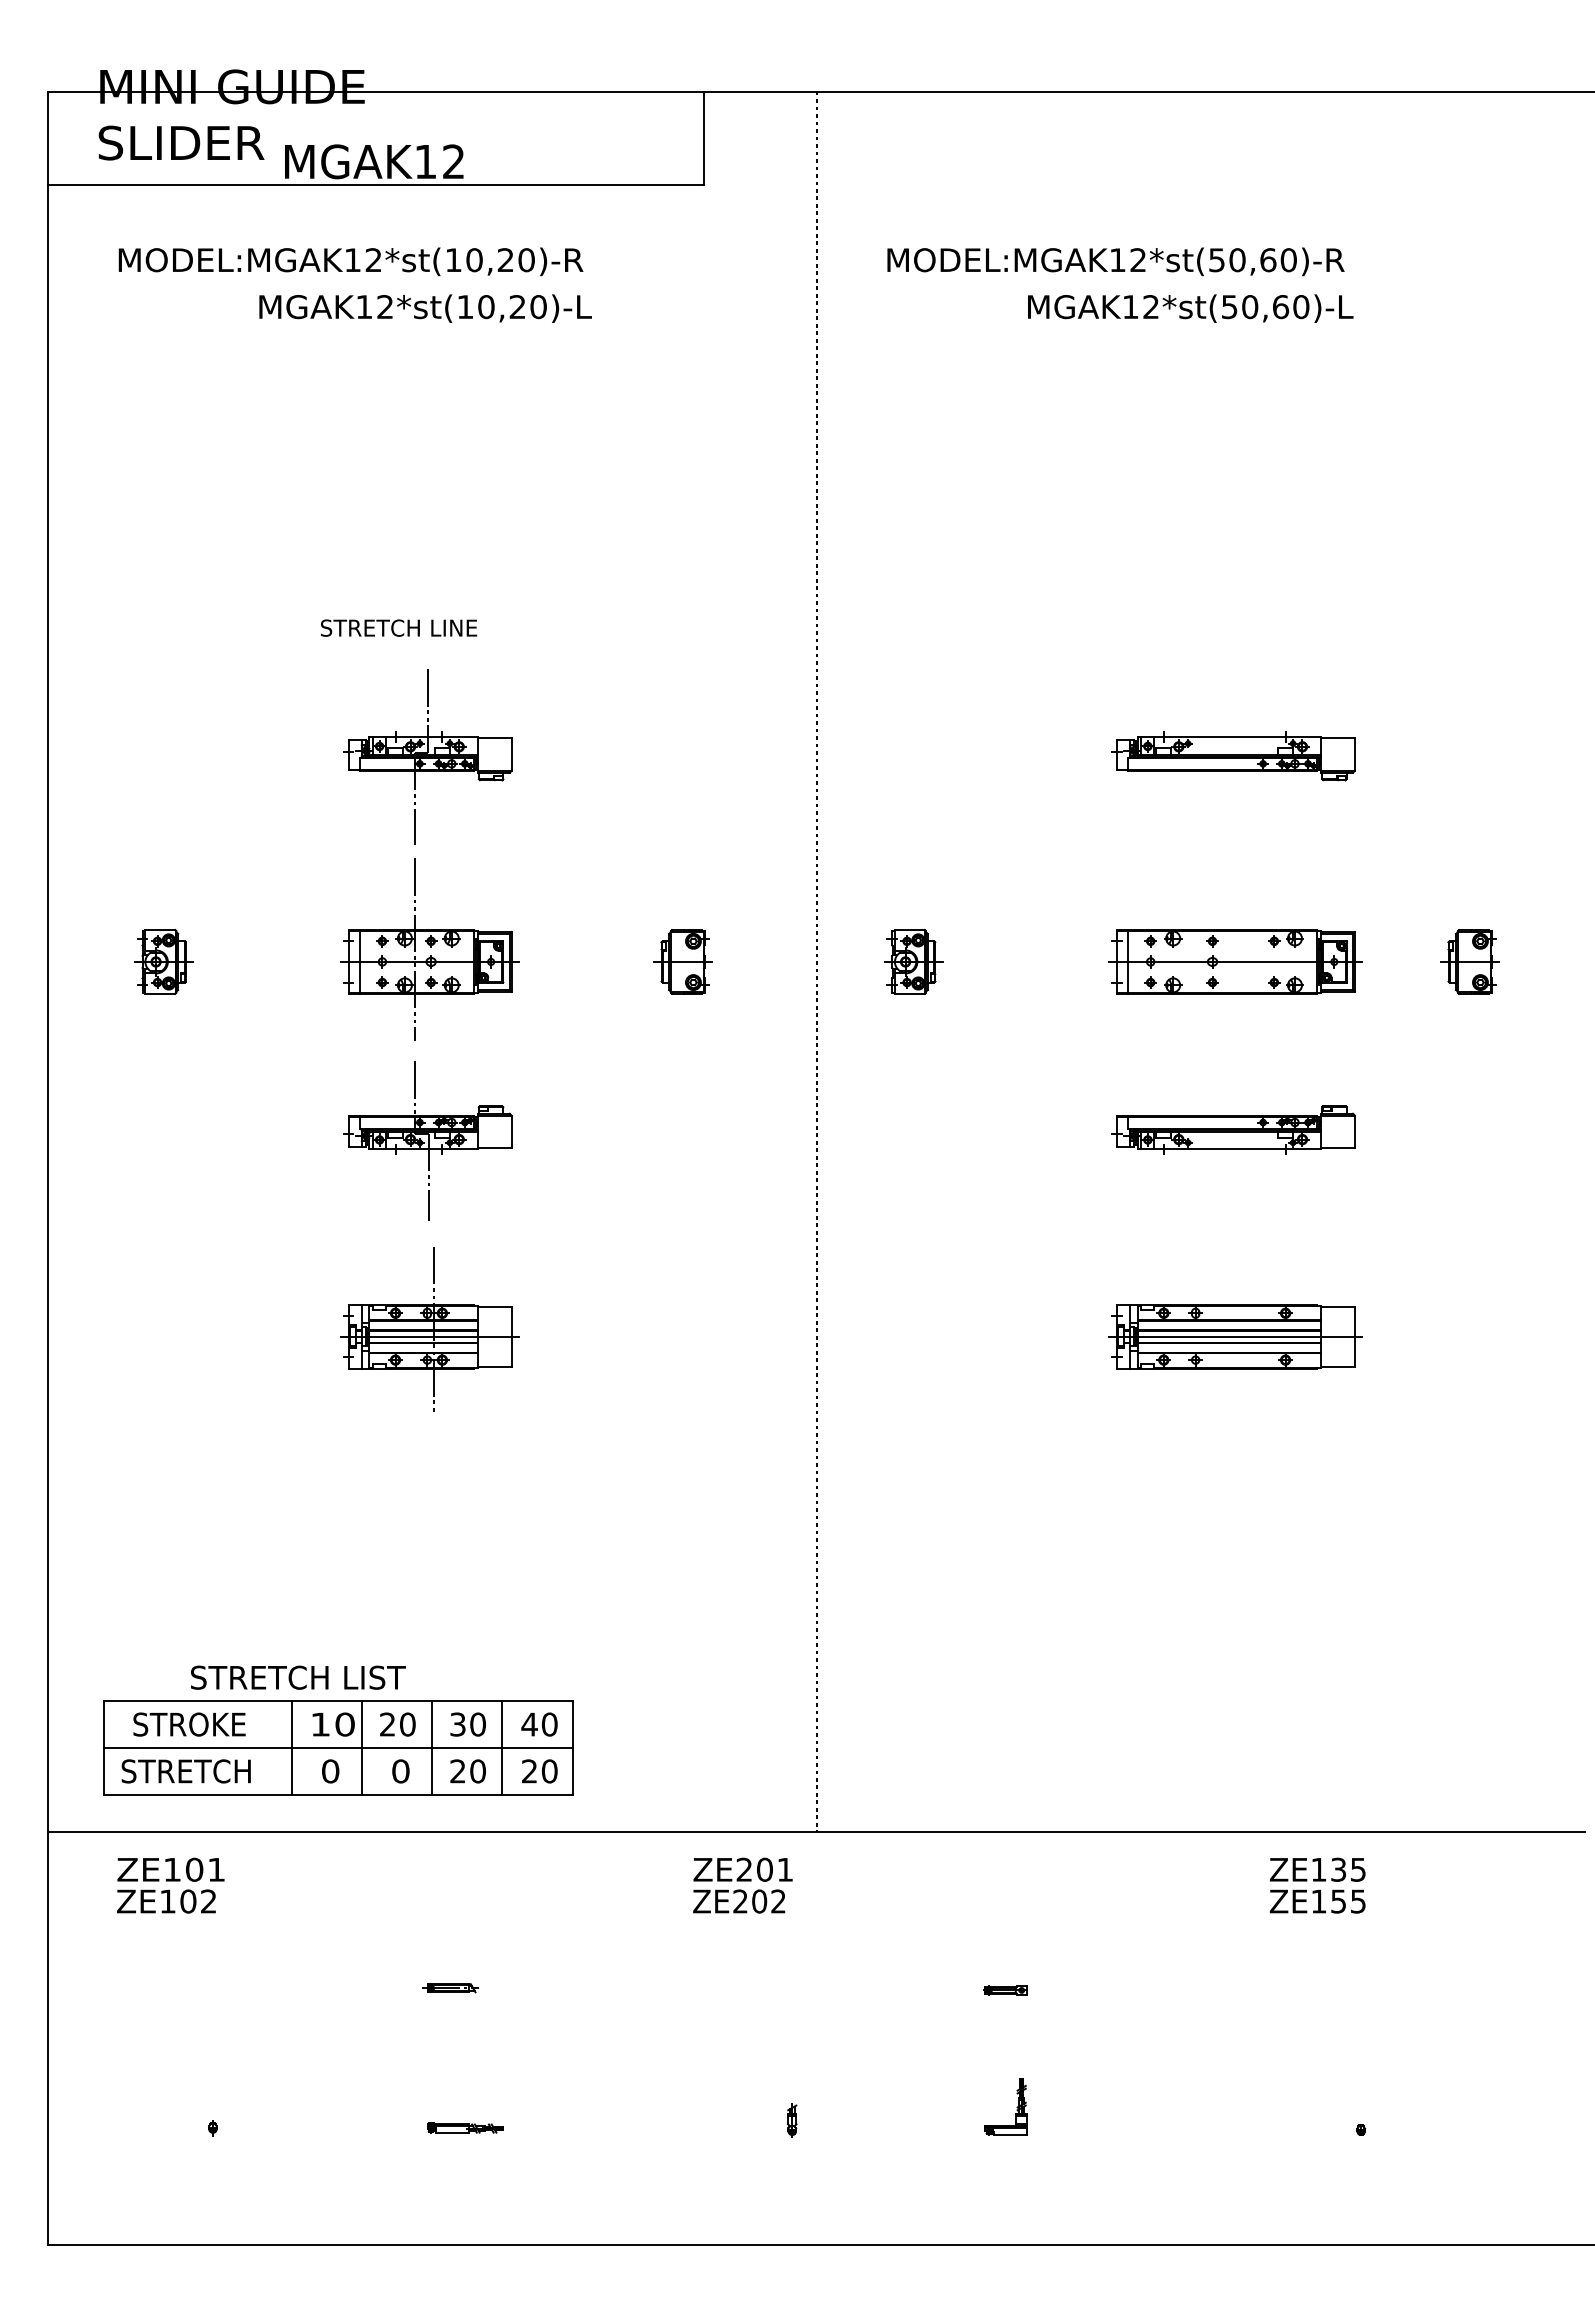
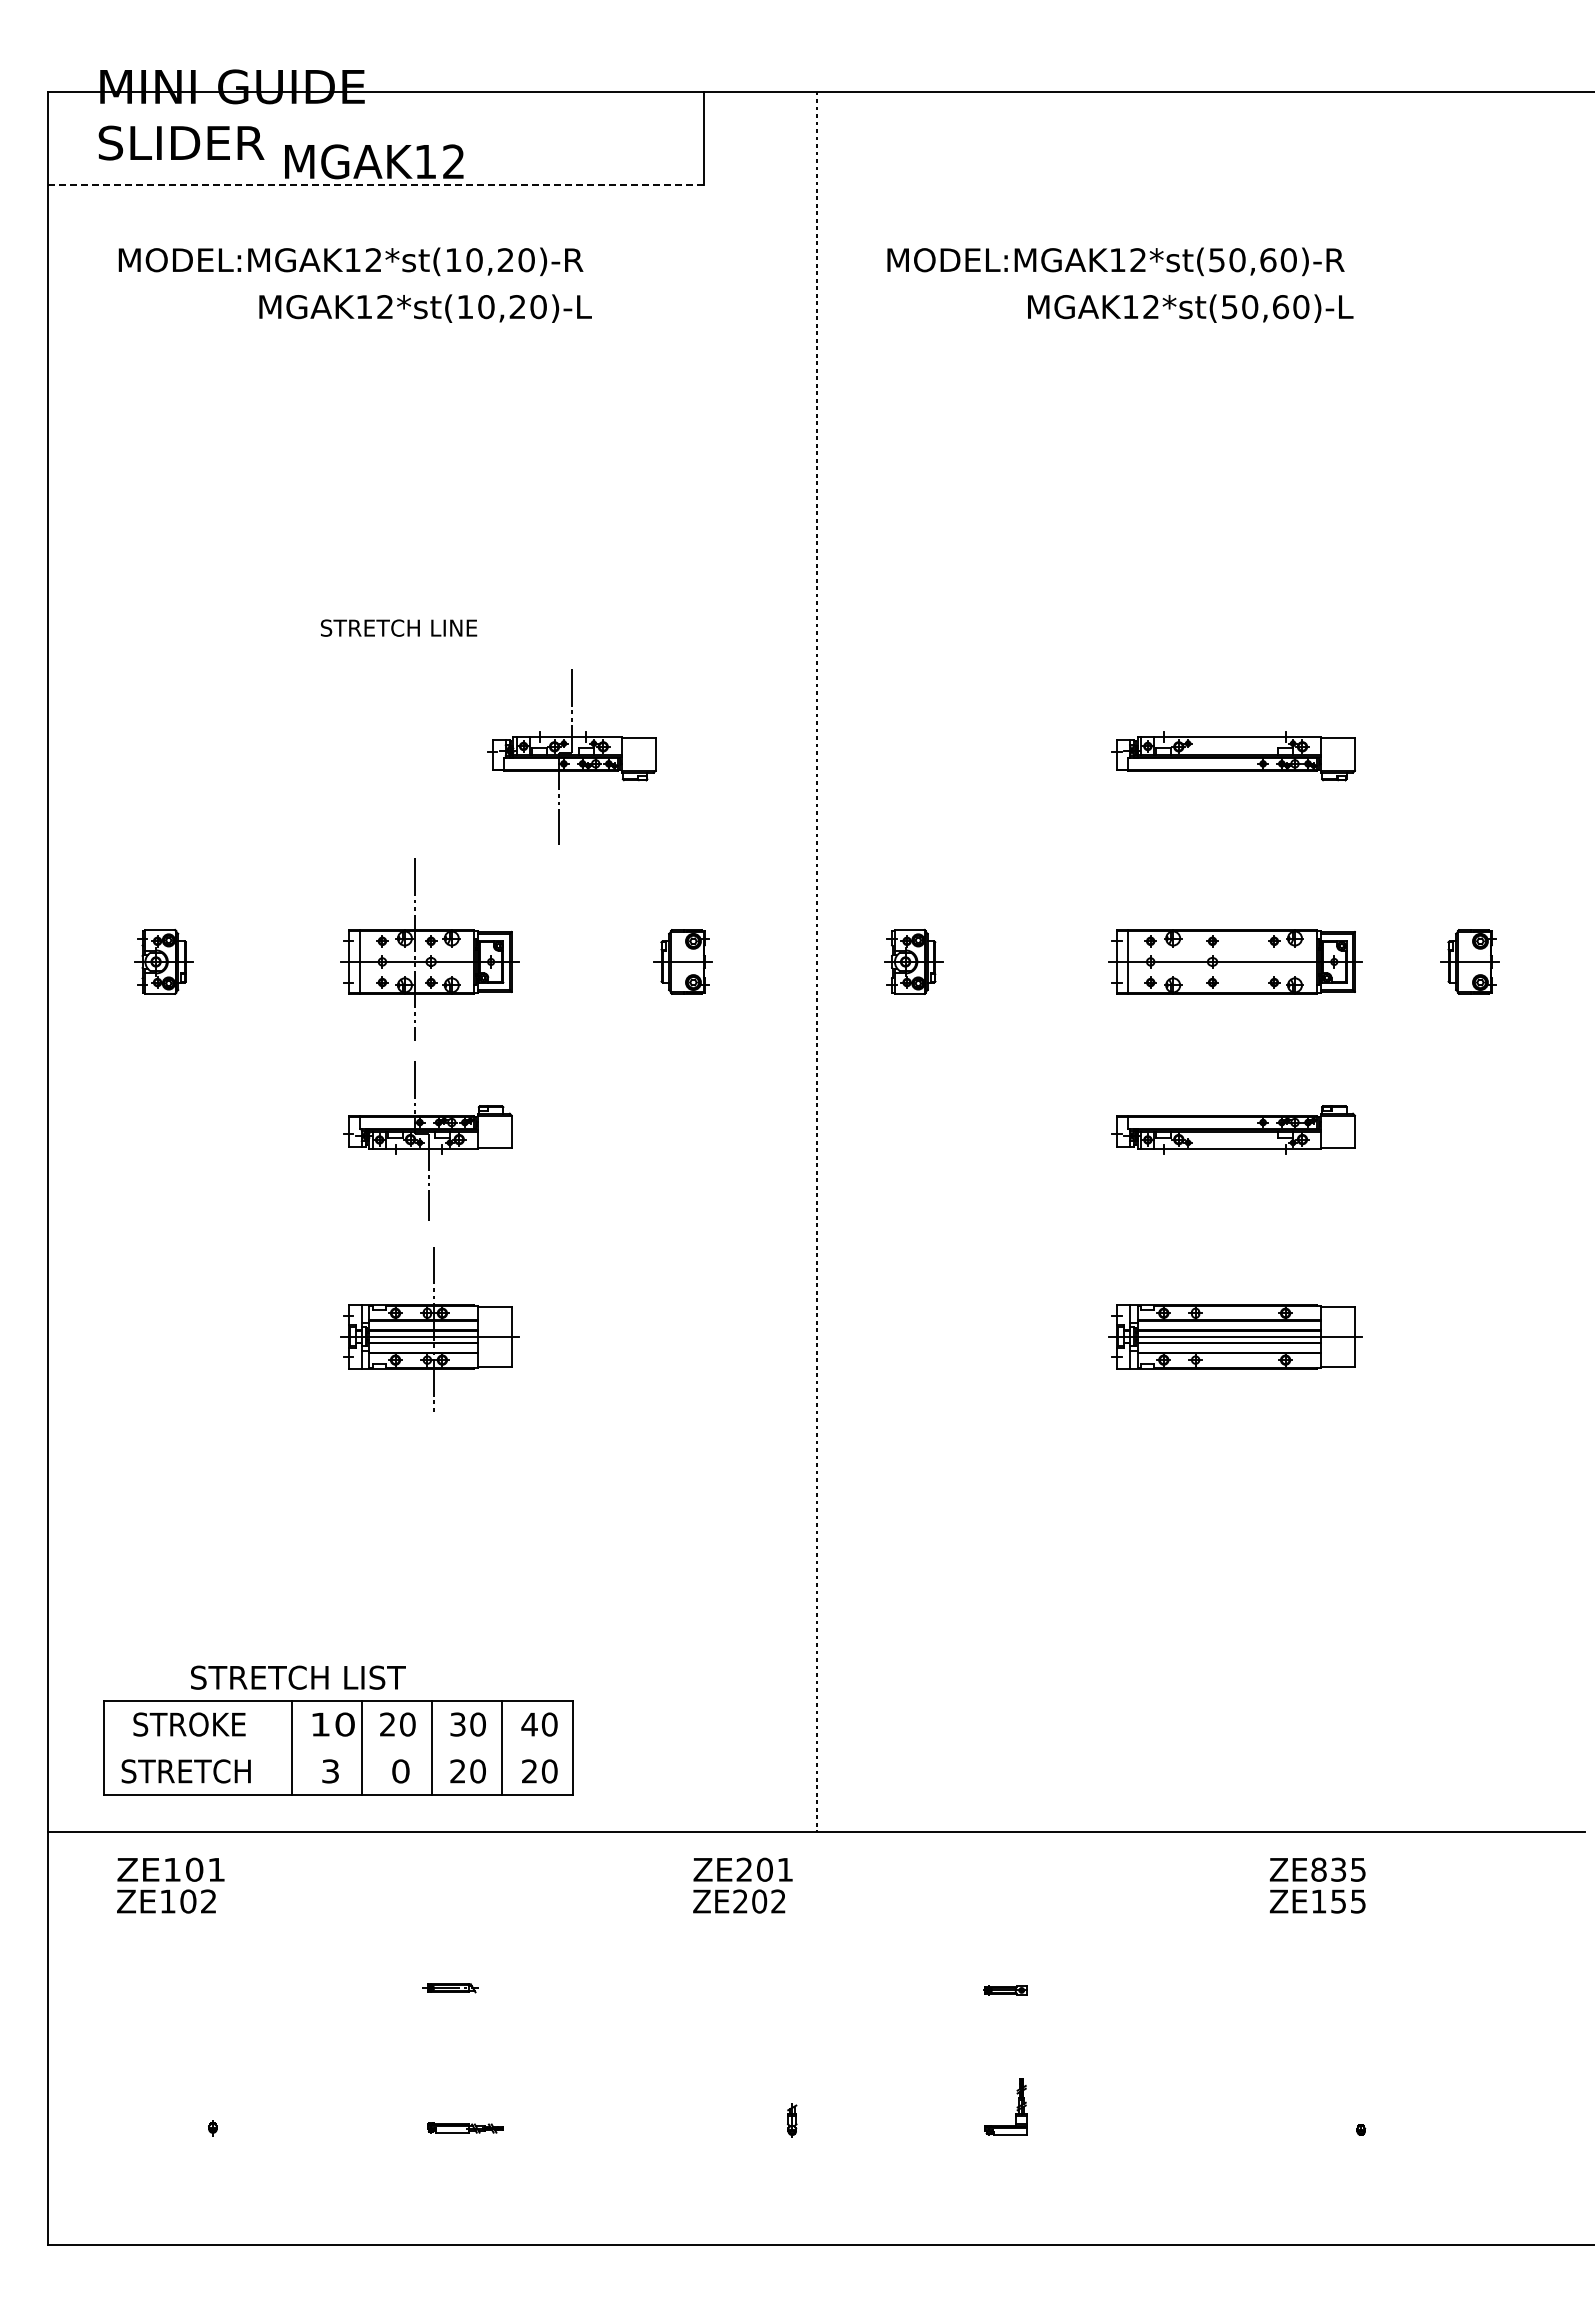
line: solid -> dashed (375, 185)
part position: (427, 756) -> (571, 756) (571, 756)
line: present -> none (338, 1748)
text: 0 -> 3 (330, 1771)
text: ZE135 -> ZE835 (1318, 1869)
